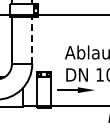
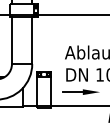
line: dashed -> solid (32, 40)
part position: (75, 89) -> (80, 91) (80, 91)
